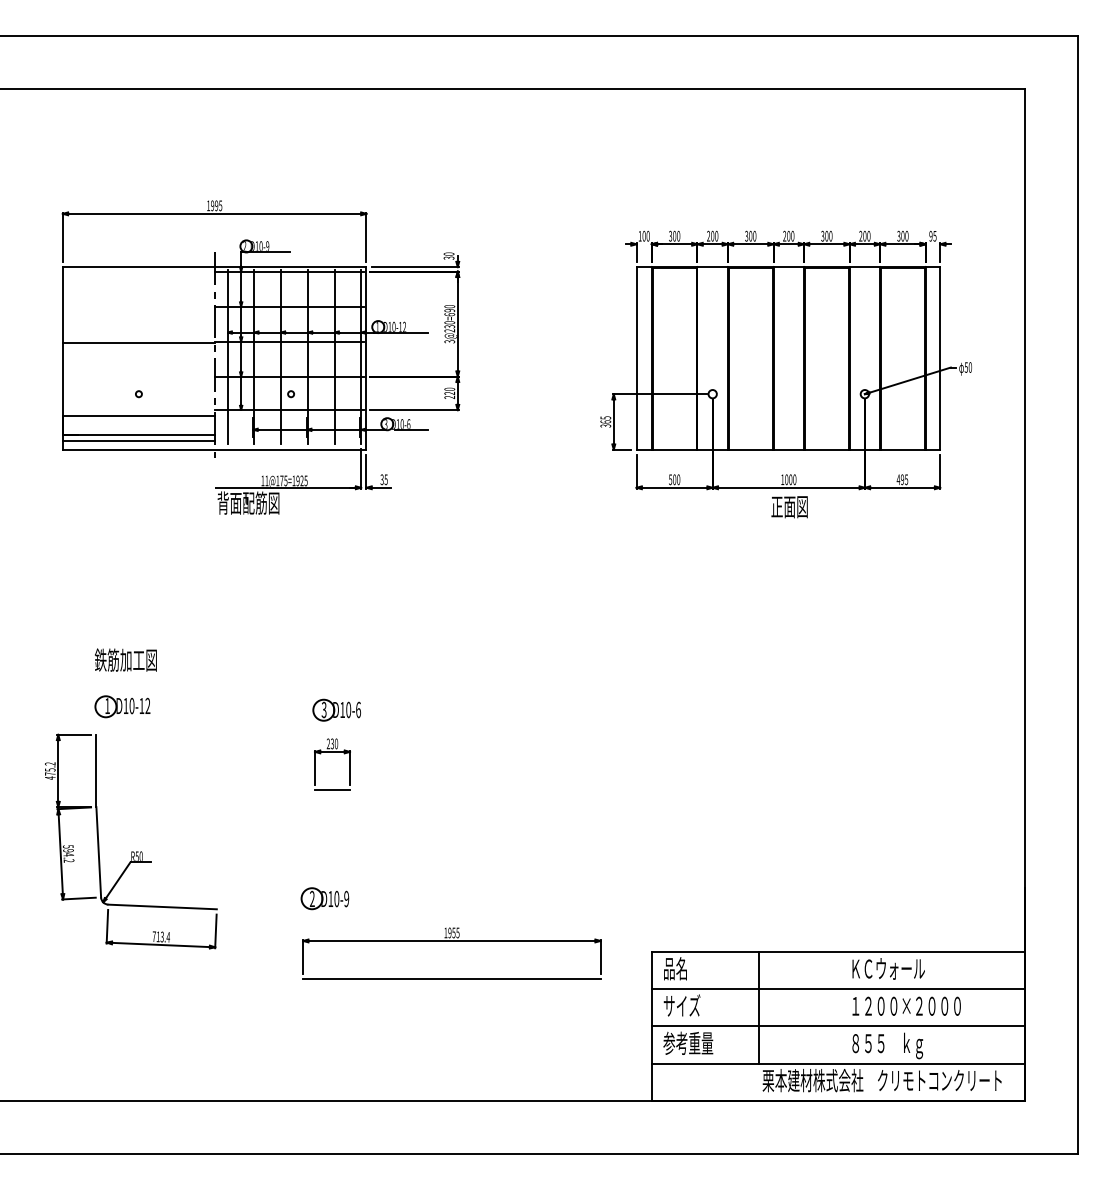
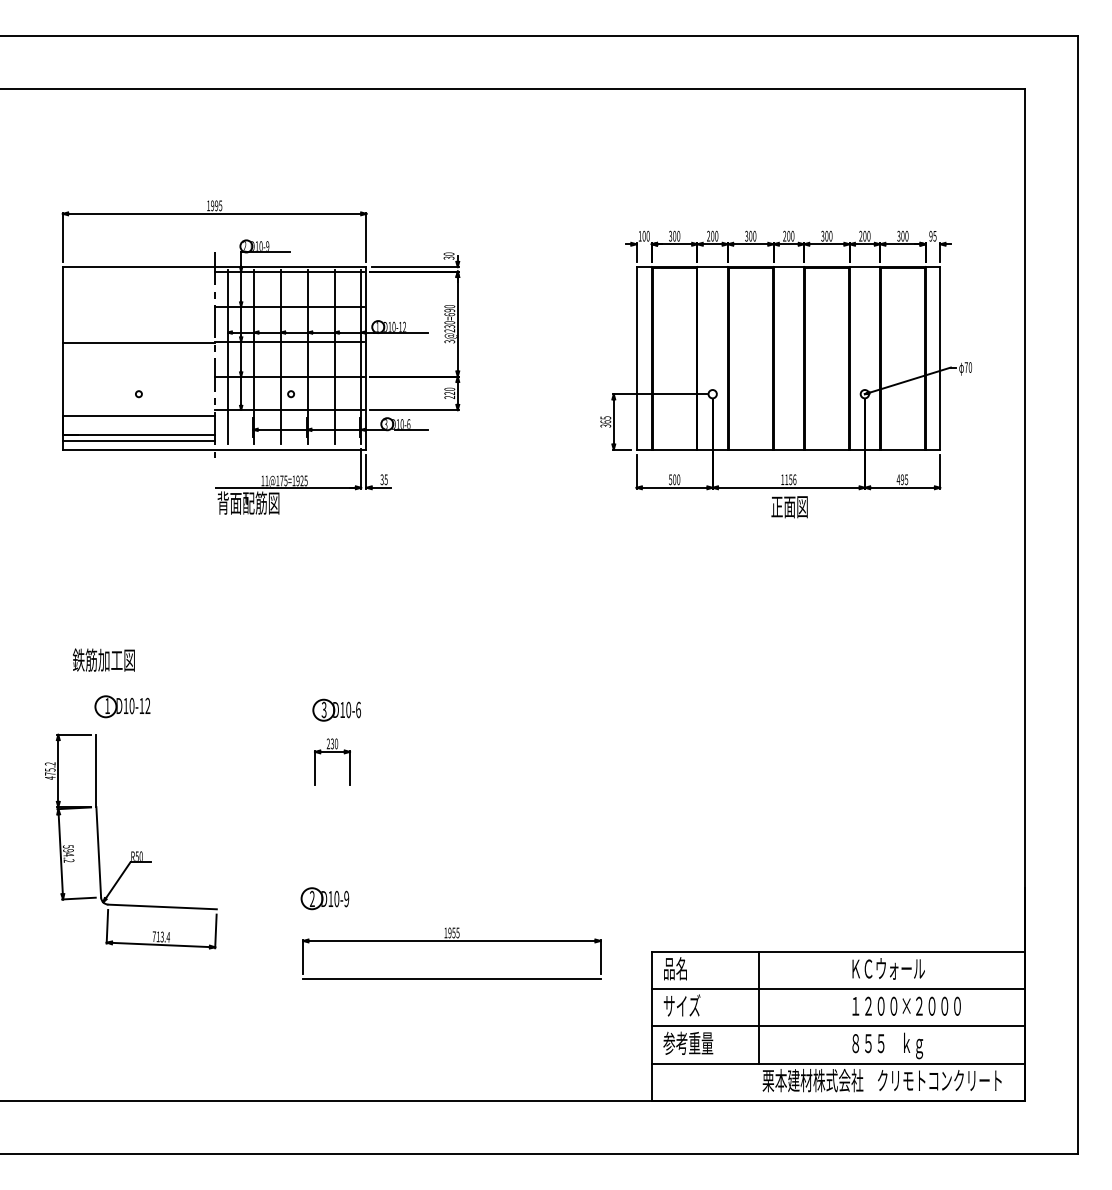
text: 50 -> 70 (965, 367)
text: 1000 -> 1156 (790, 479)
text position: (125, 659) -> (103, 659) (103, 659)
line: present -> none (332, 789)
